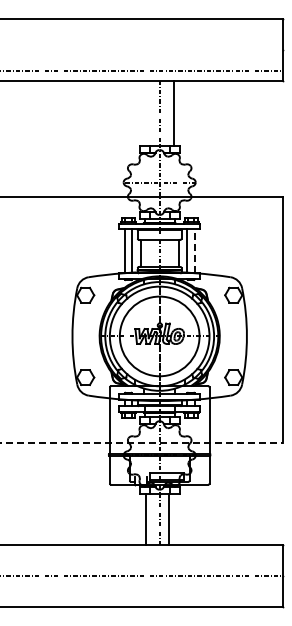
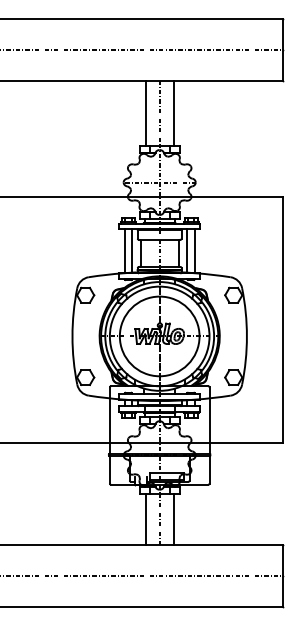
line position: (142, 71) -> (142, 50) (142, 50)
line: none -> present (145, 113)
line: dashed -> solid (194, 251)
line: dashed -> solid (142, 443)
line position: (168, 518) -> (173, 518) (173, 518)
